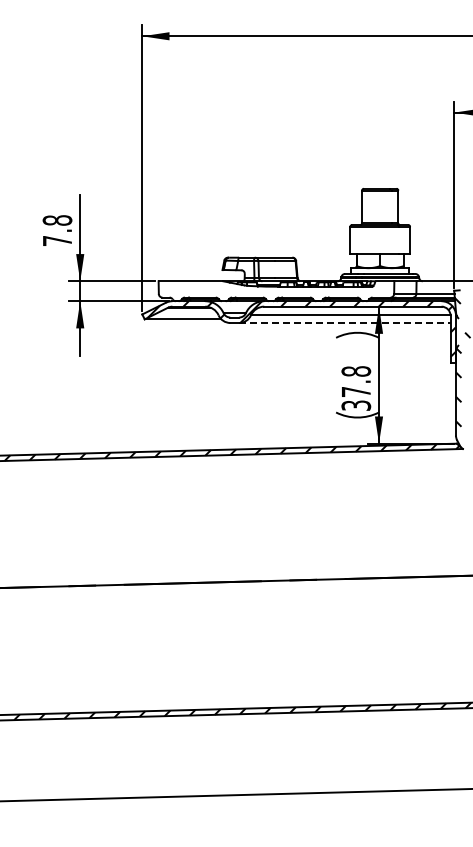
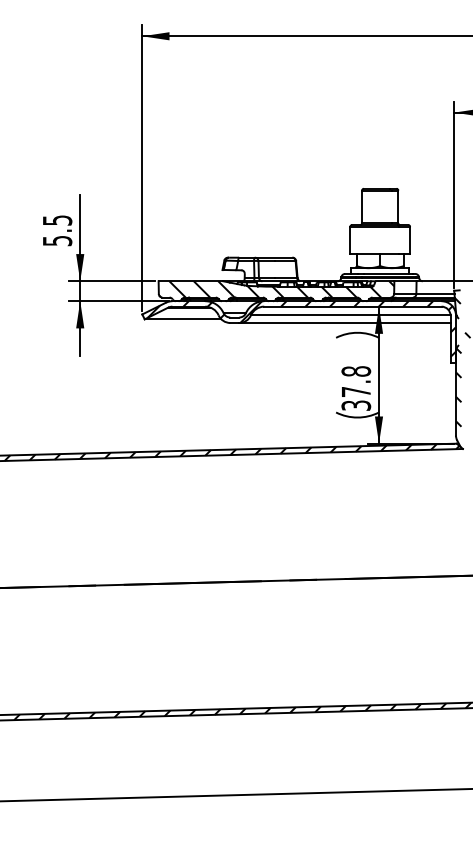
text: 7.8 -> 5.5 (57, 230)
hatch: none -> present (276, 289)
line: dashed -> solid (344, 322)
